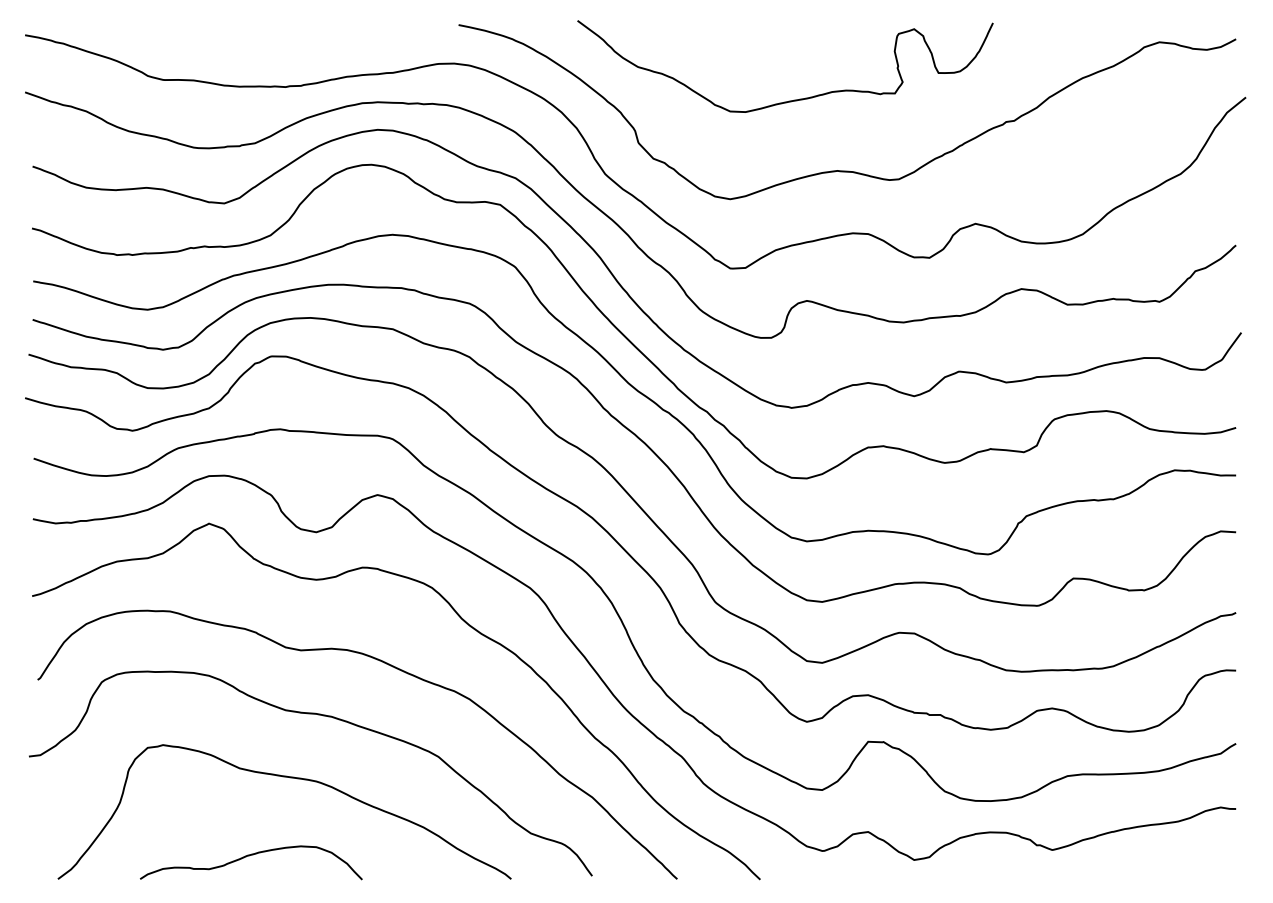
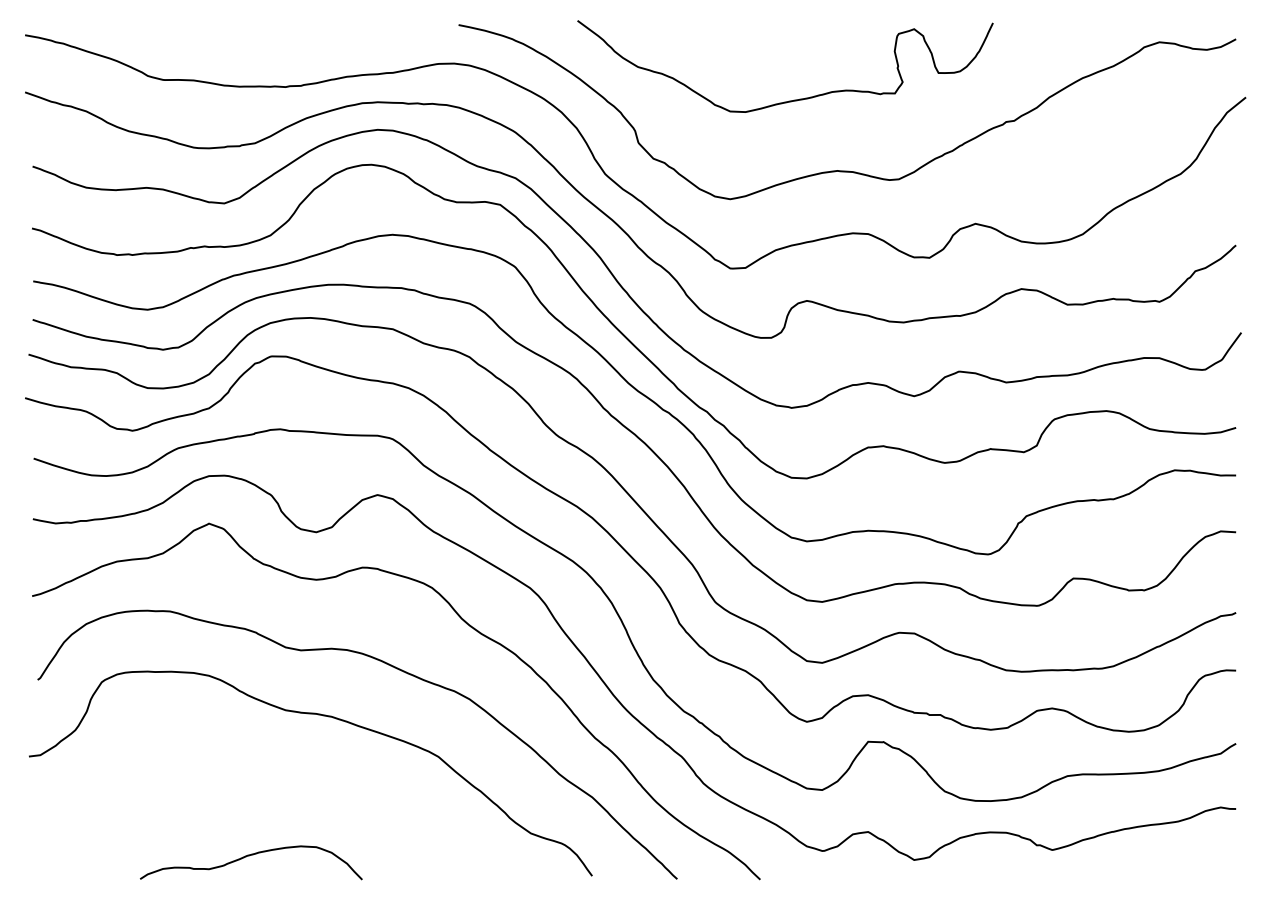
curve: present -> none (290, 778)
